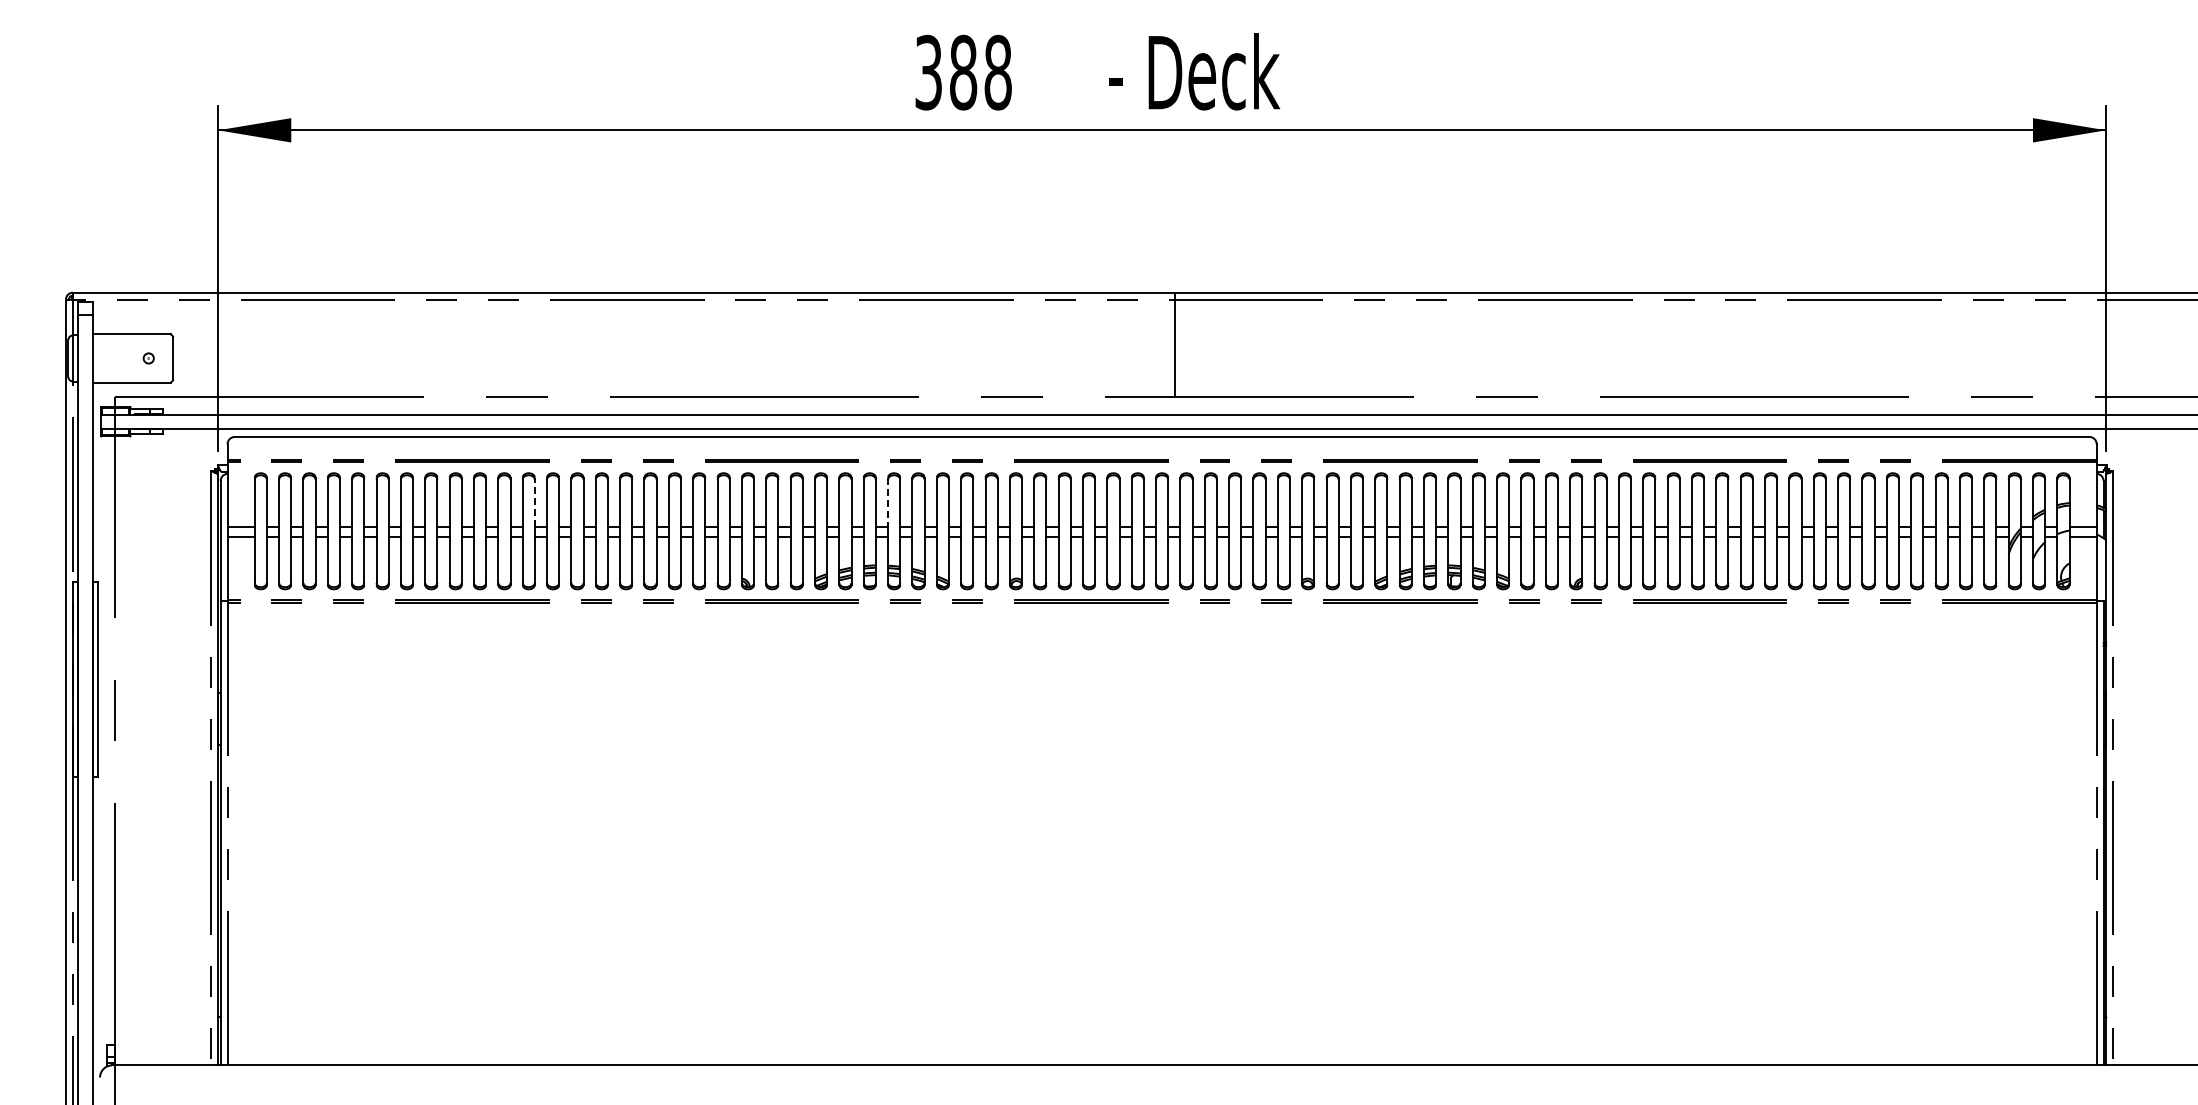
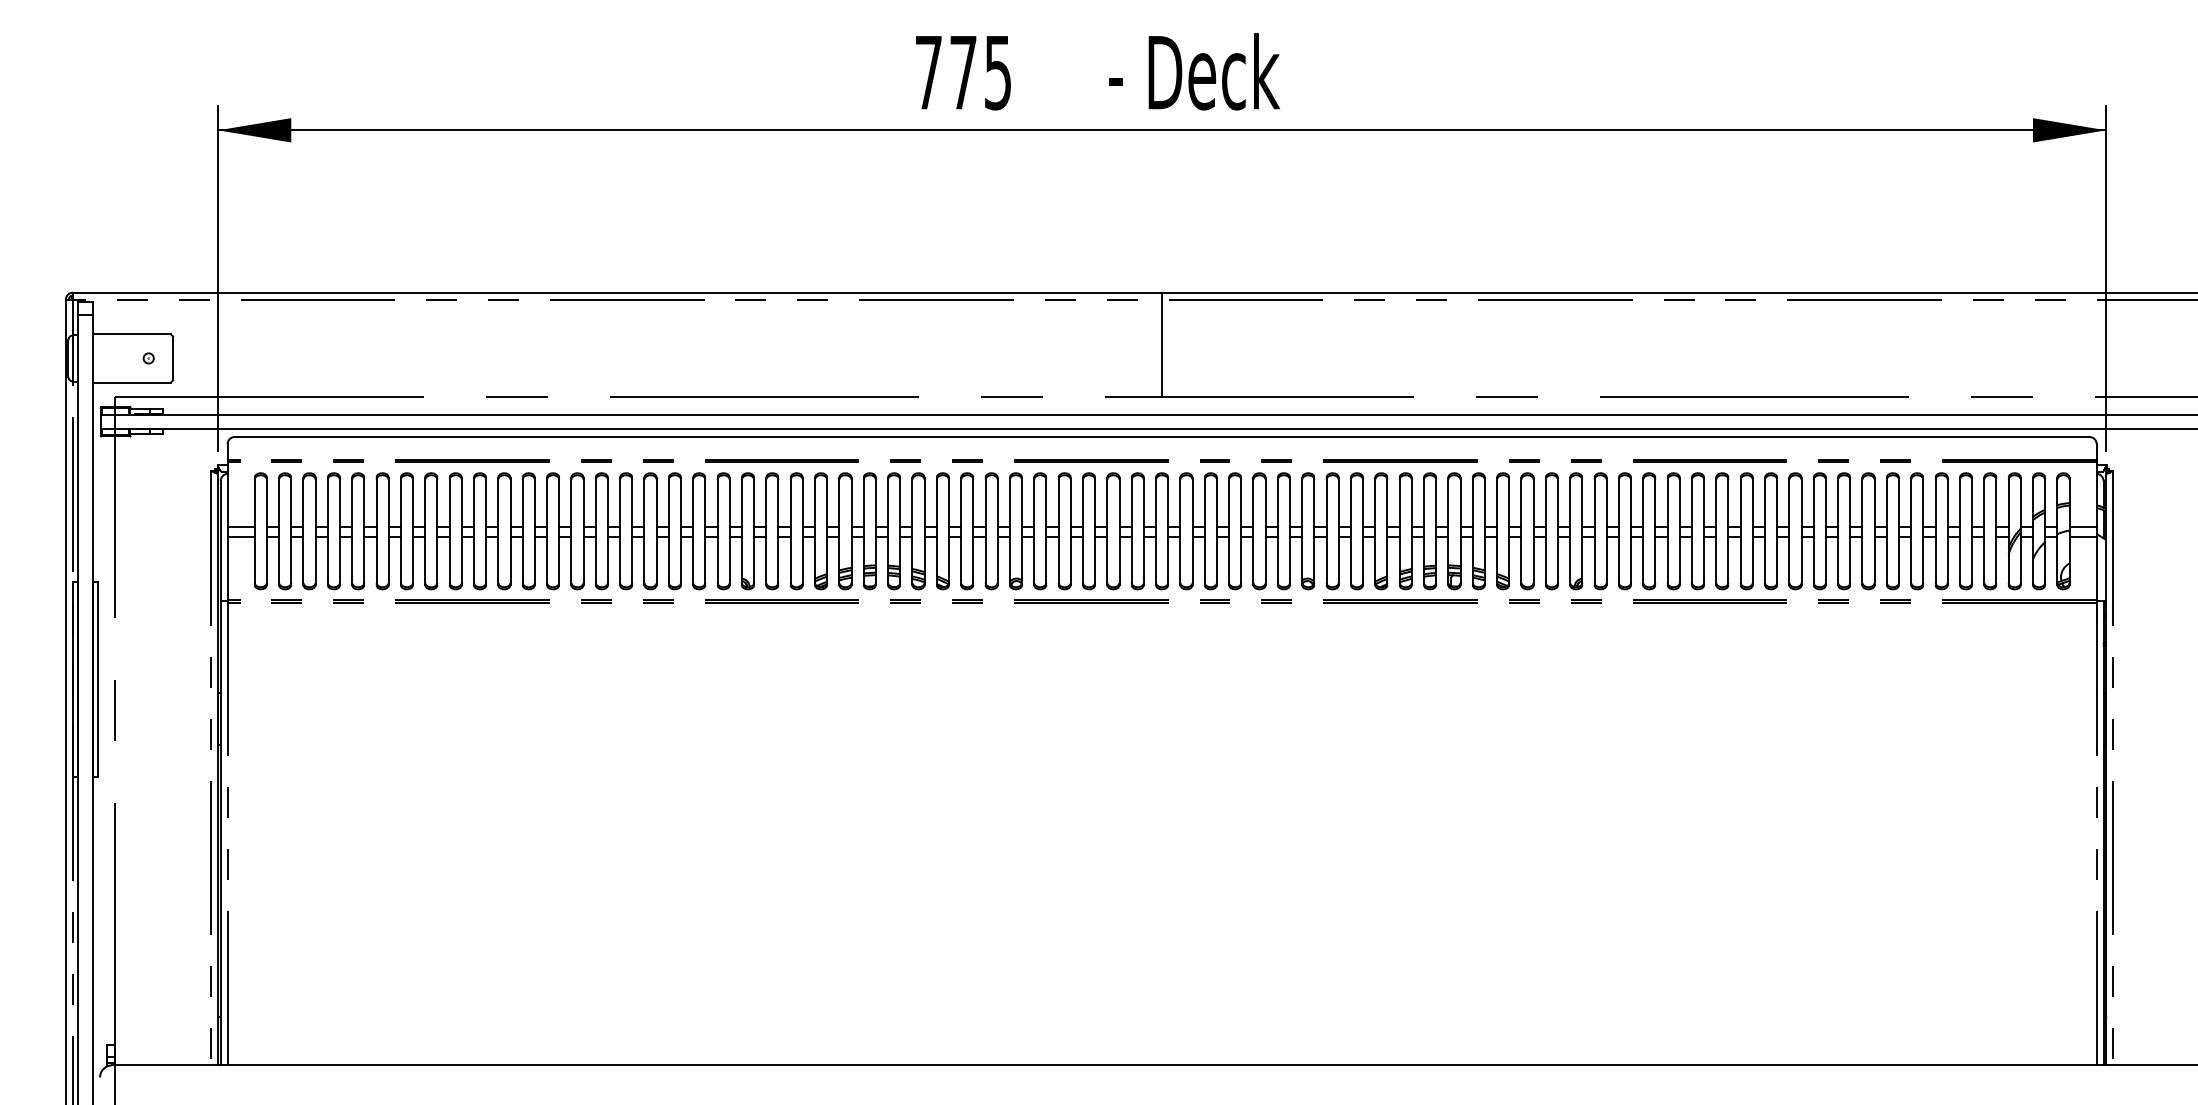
text: 388 -> 775 (963, 72)
line position: (1175, 344) -> (1162, 344) (1162, 344)
line: dashed -> solid (534, 502)
line: dashed -> solid (888, 502)
